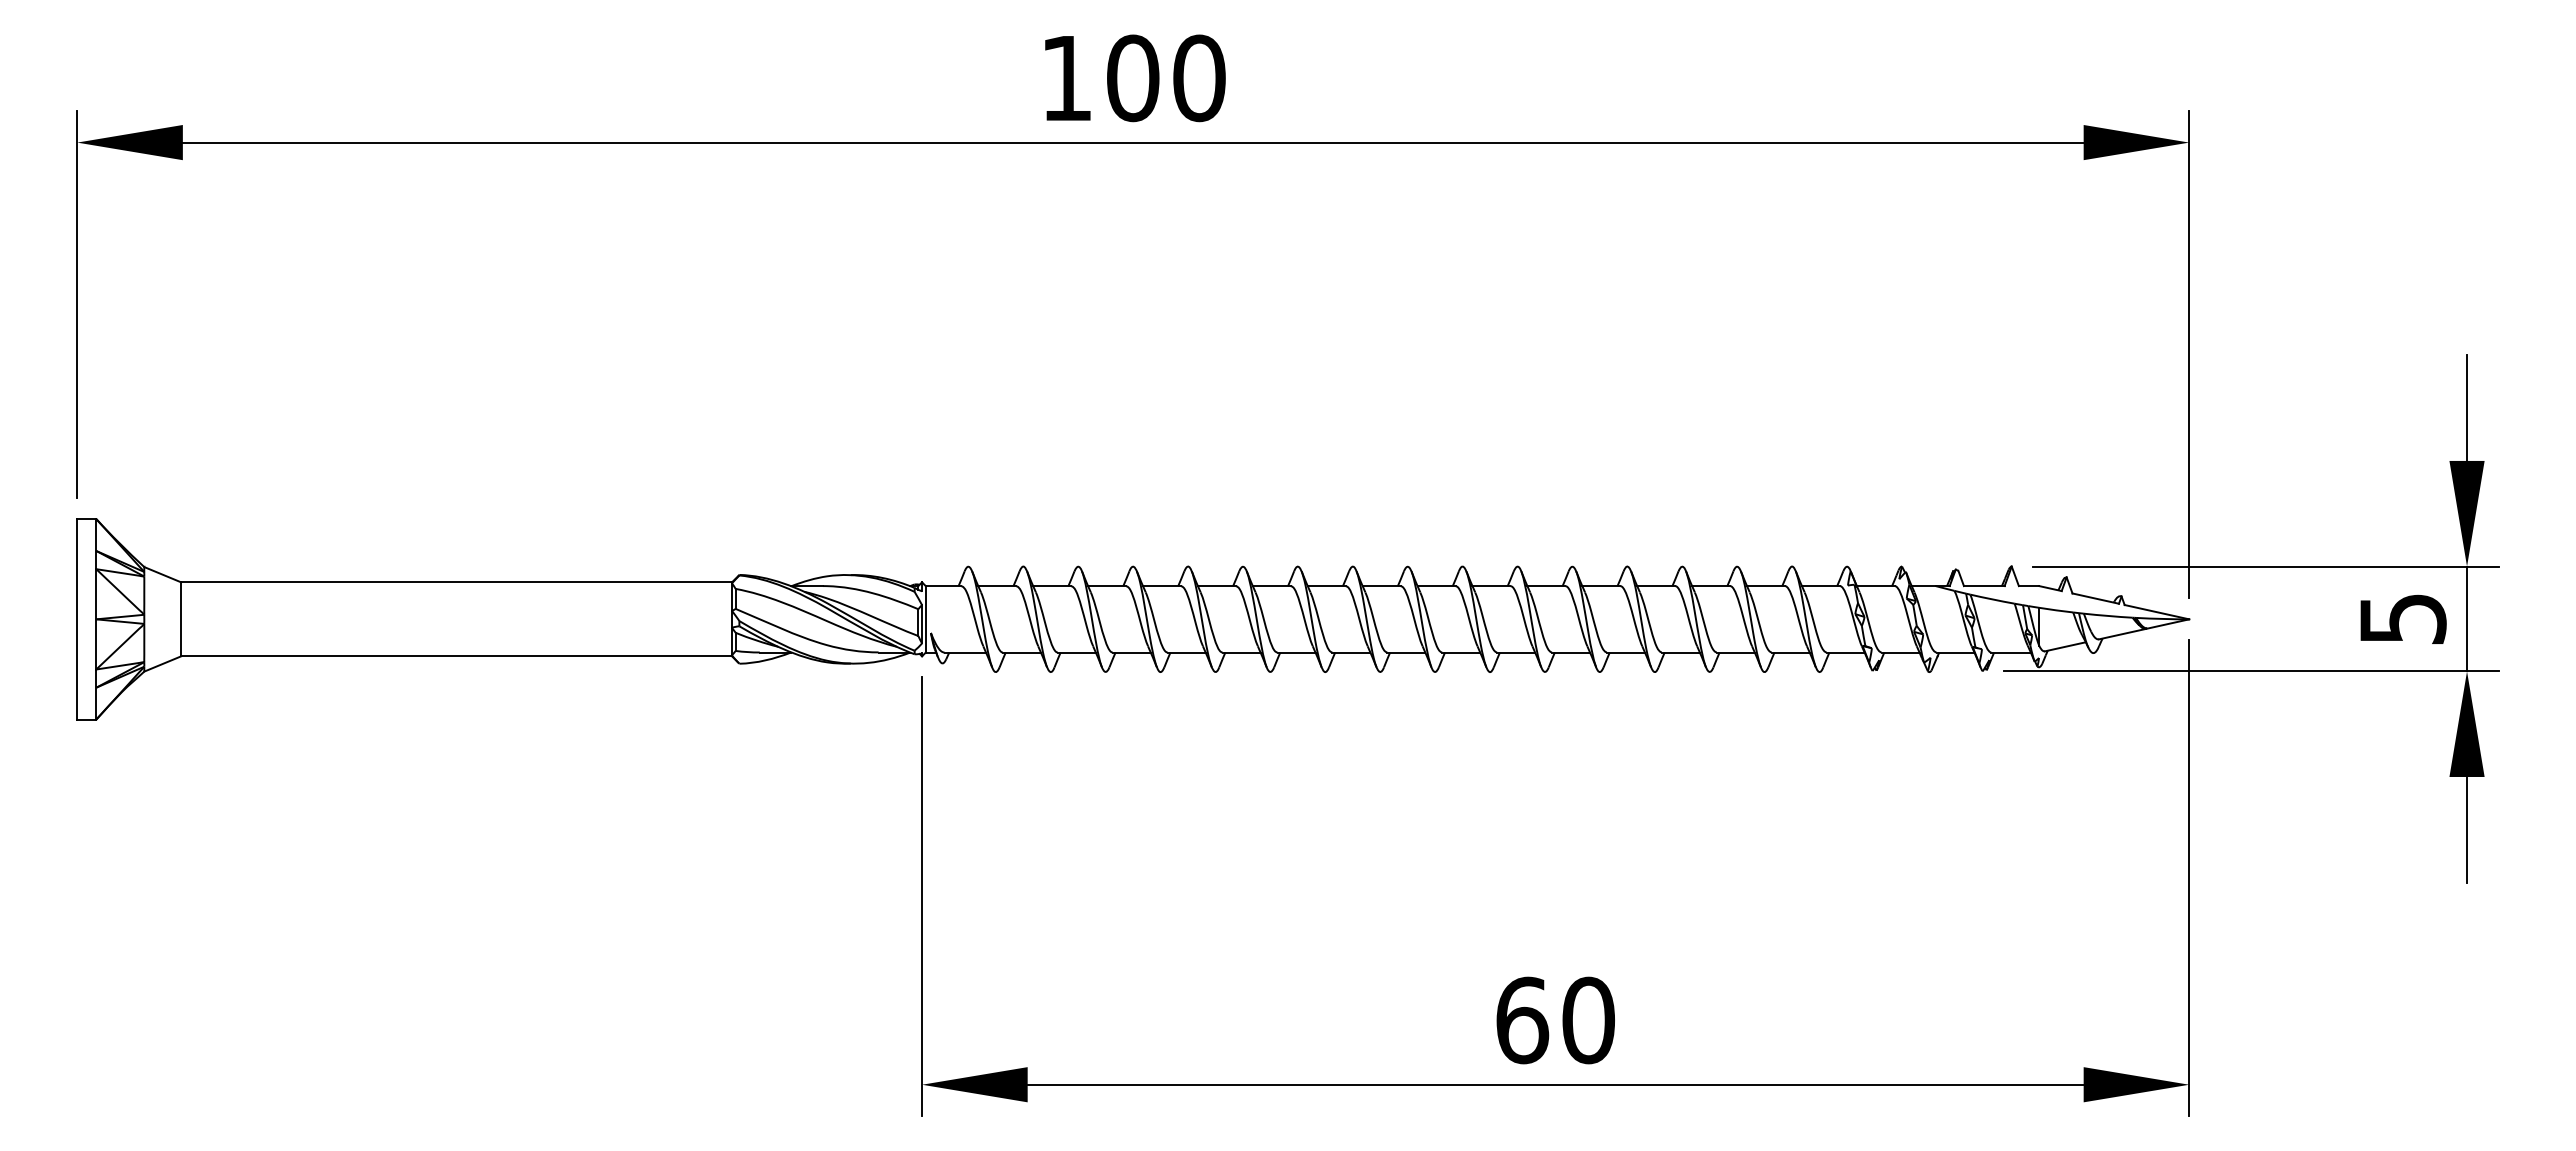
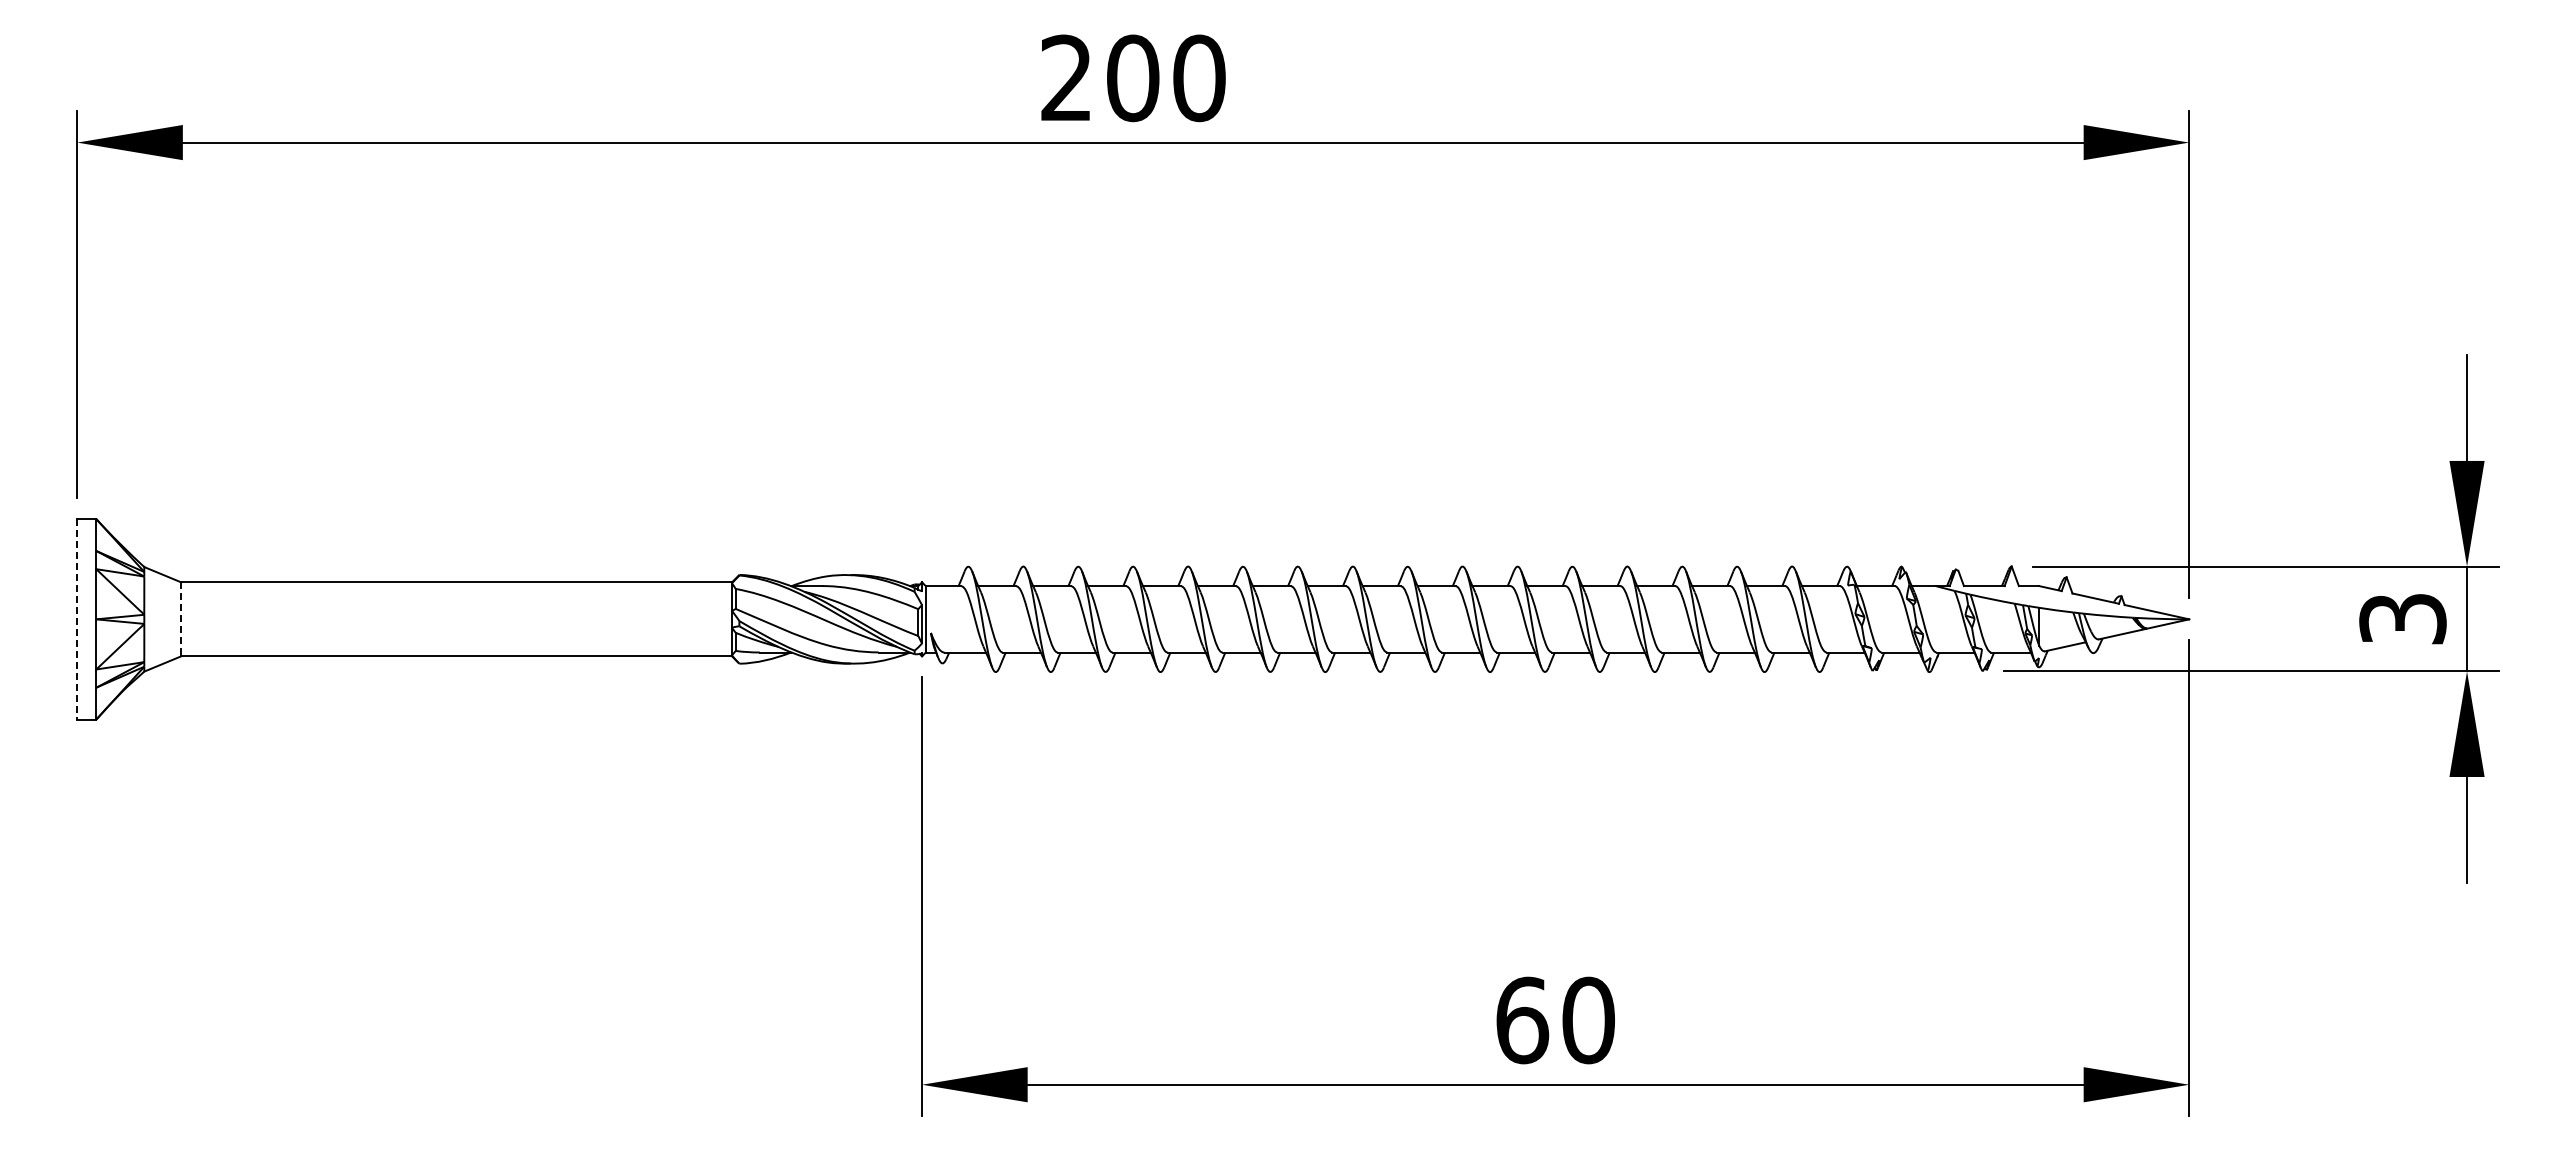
text: 100 -> 200 (1065, 77)
line: solid -> dashed (77, 619)
line: solid -> dashed (181, 619)
text: 5 -> 3 (2402, 619)
